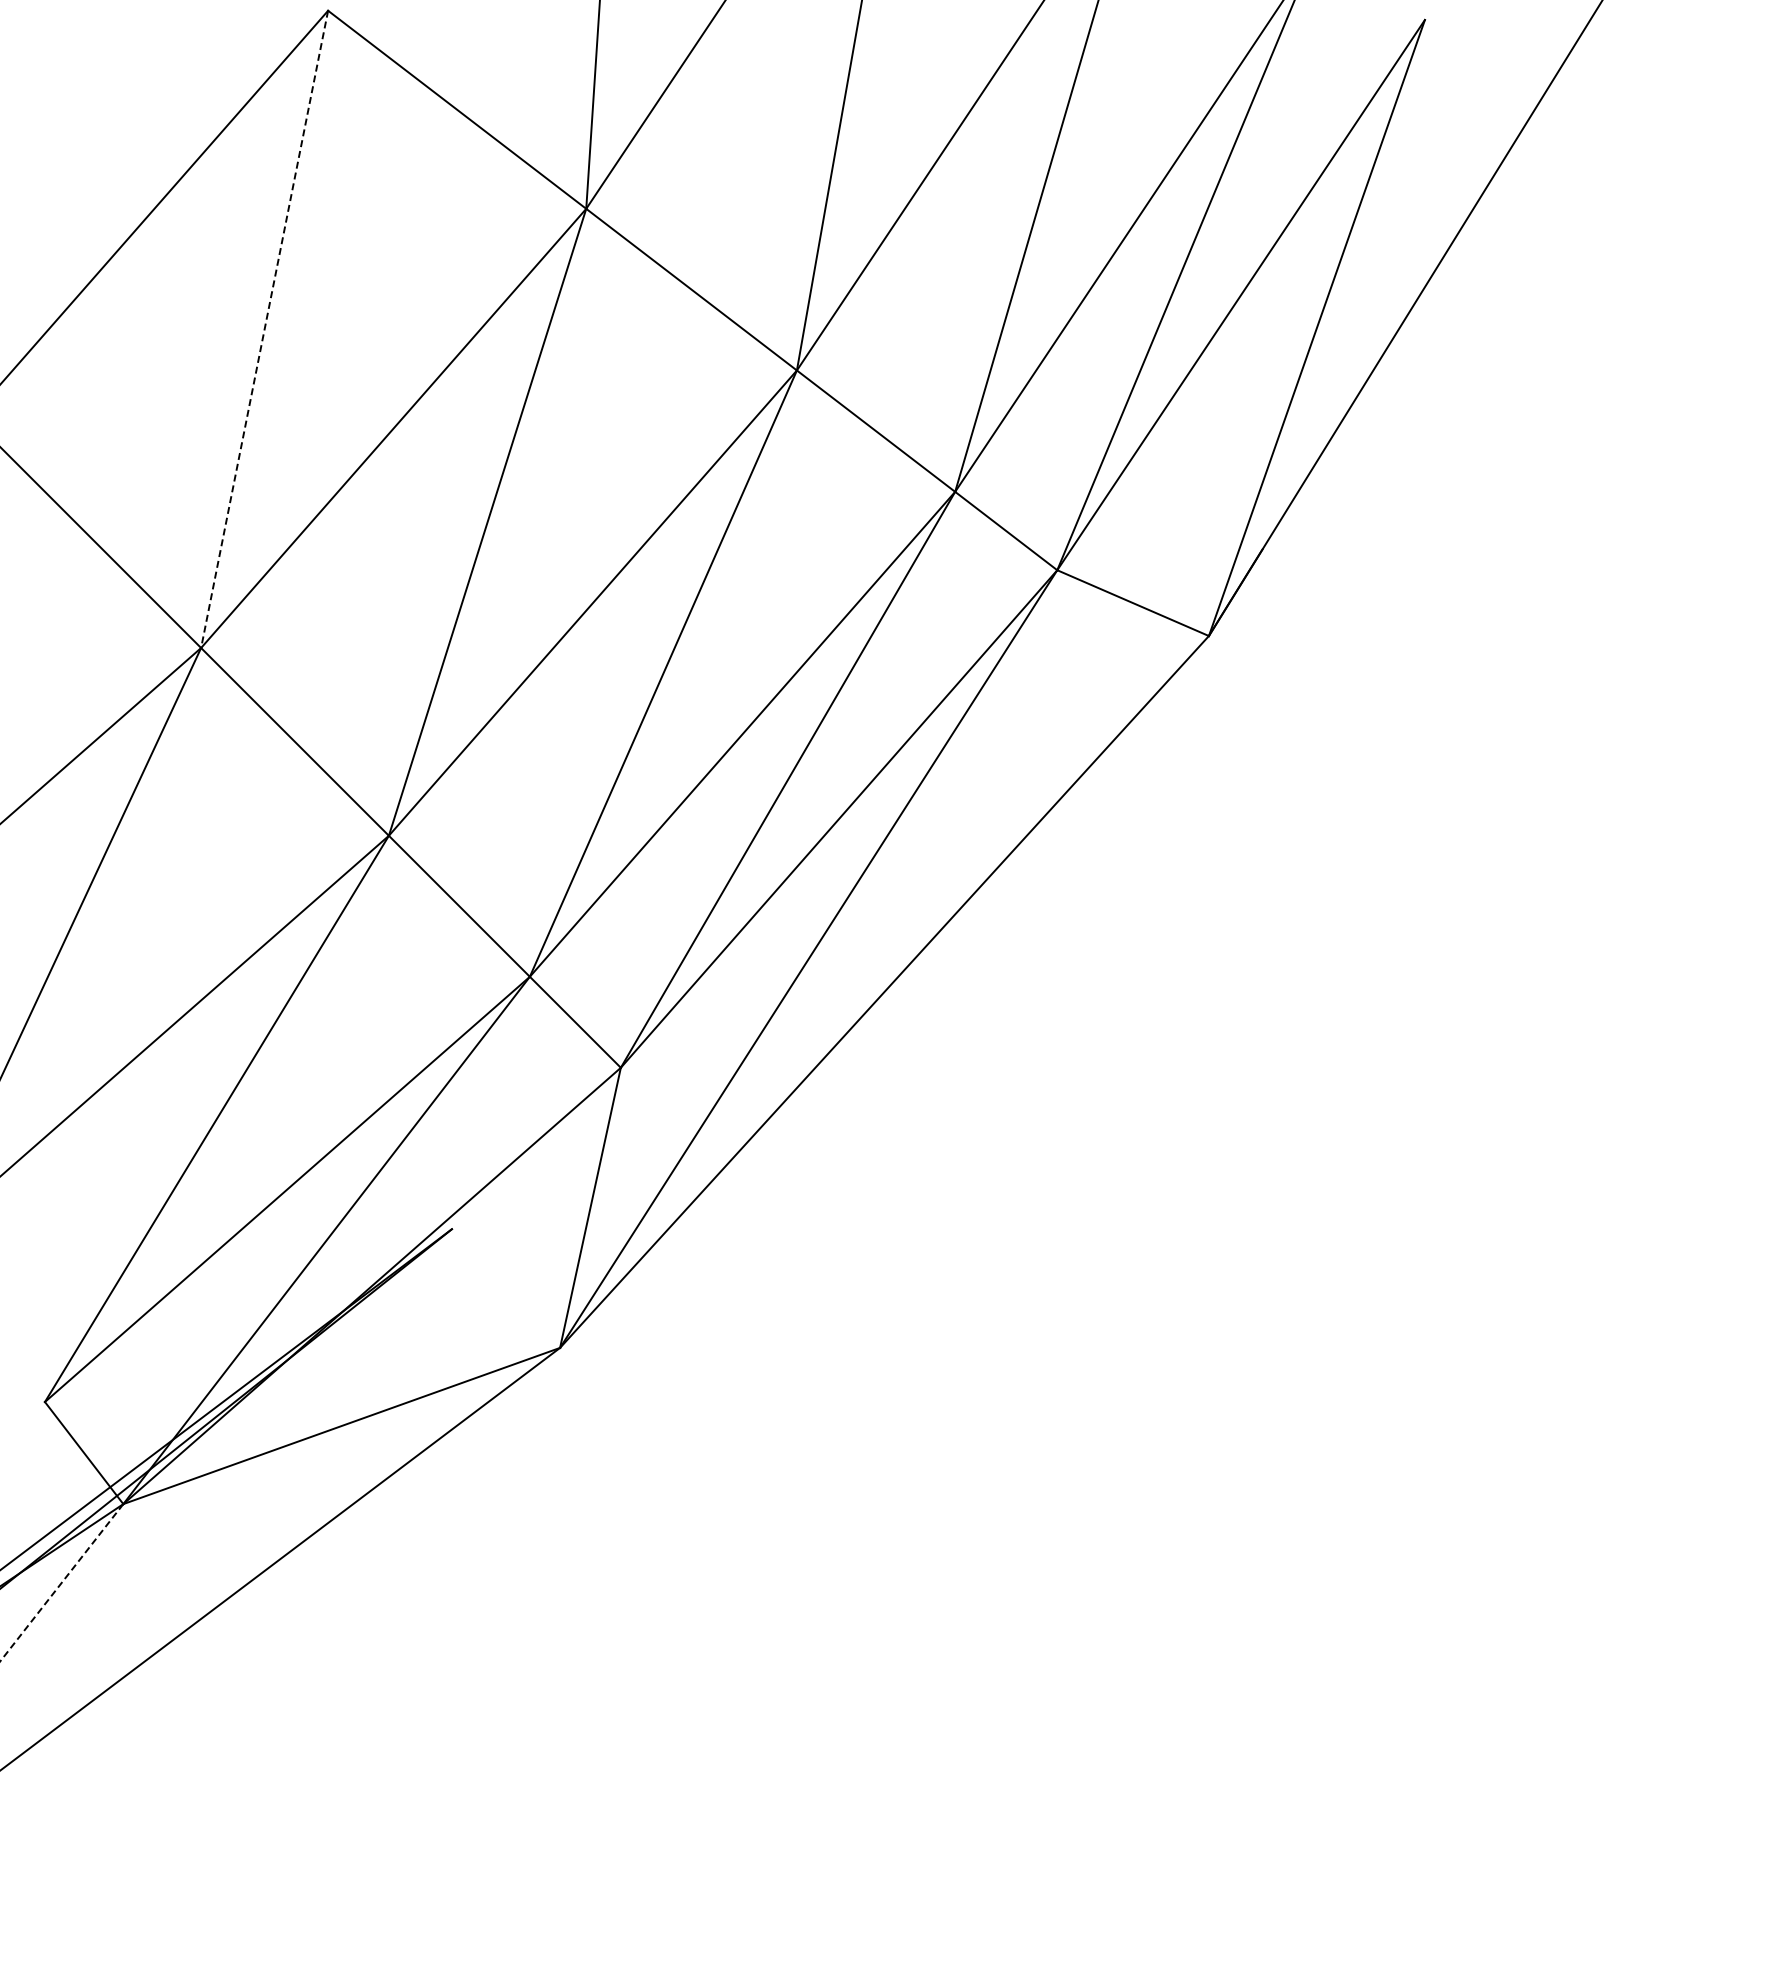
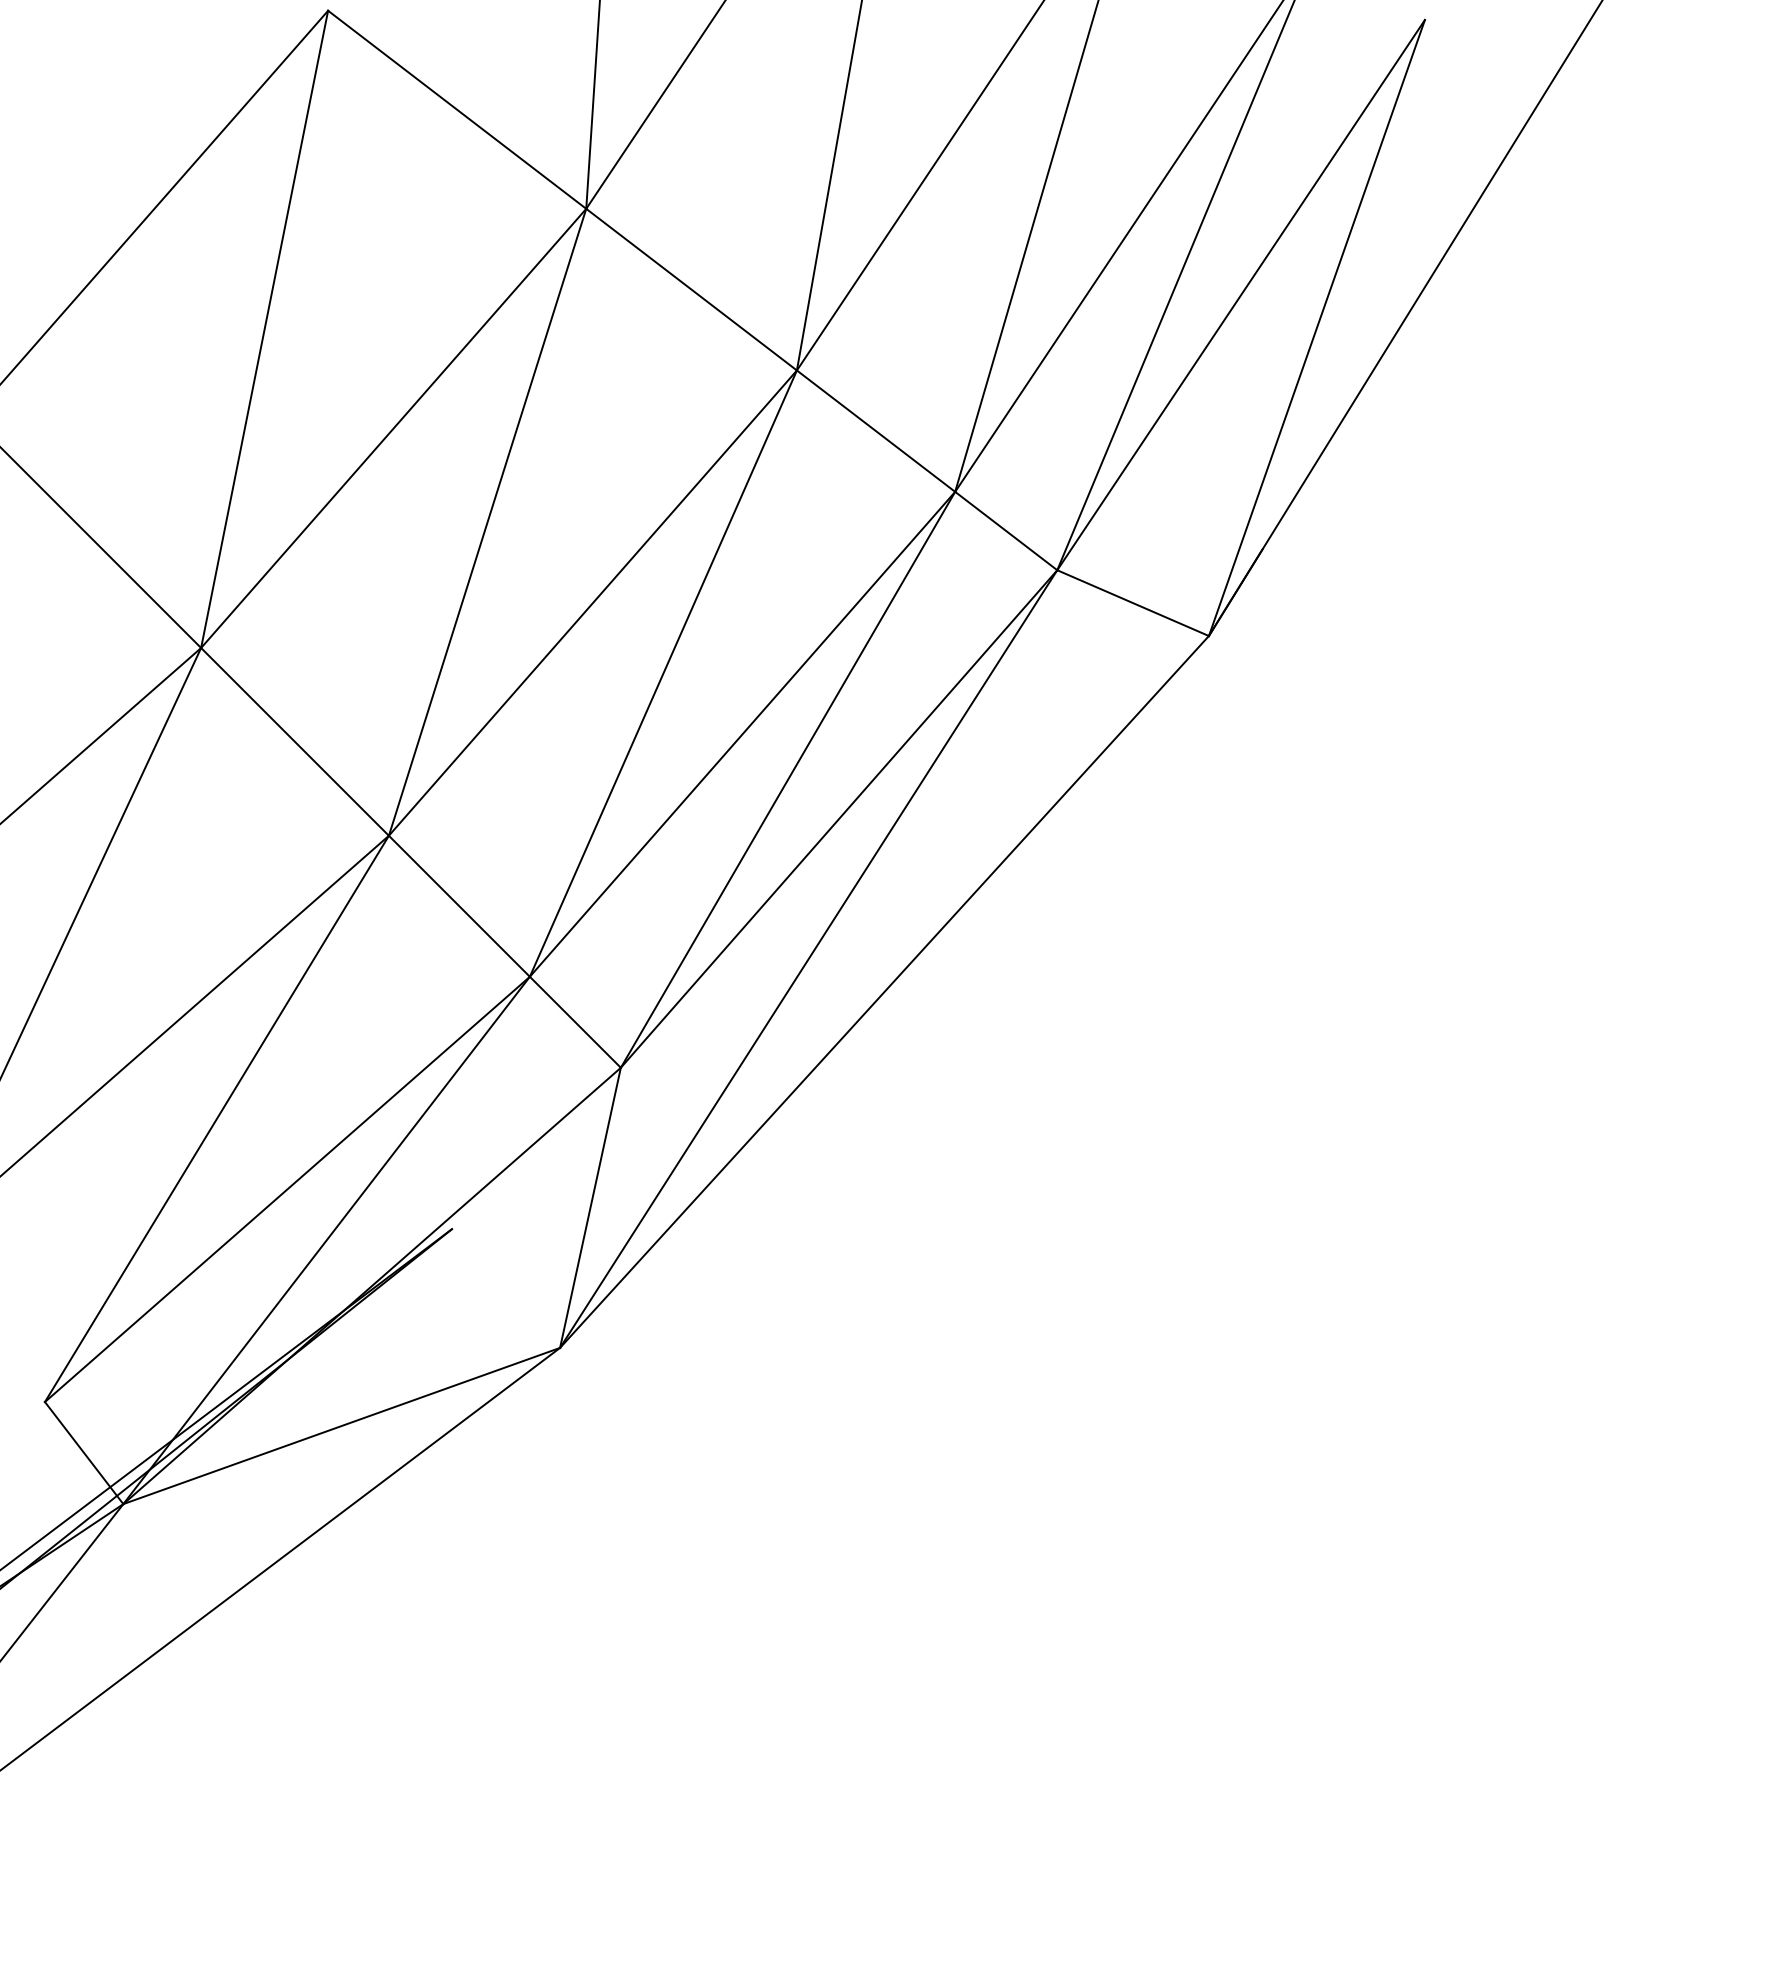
line: dashed -> solid (264, 329)
line: dashed -> solid (61, 1582)
